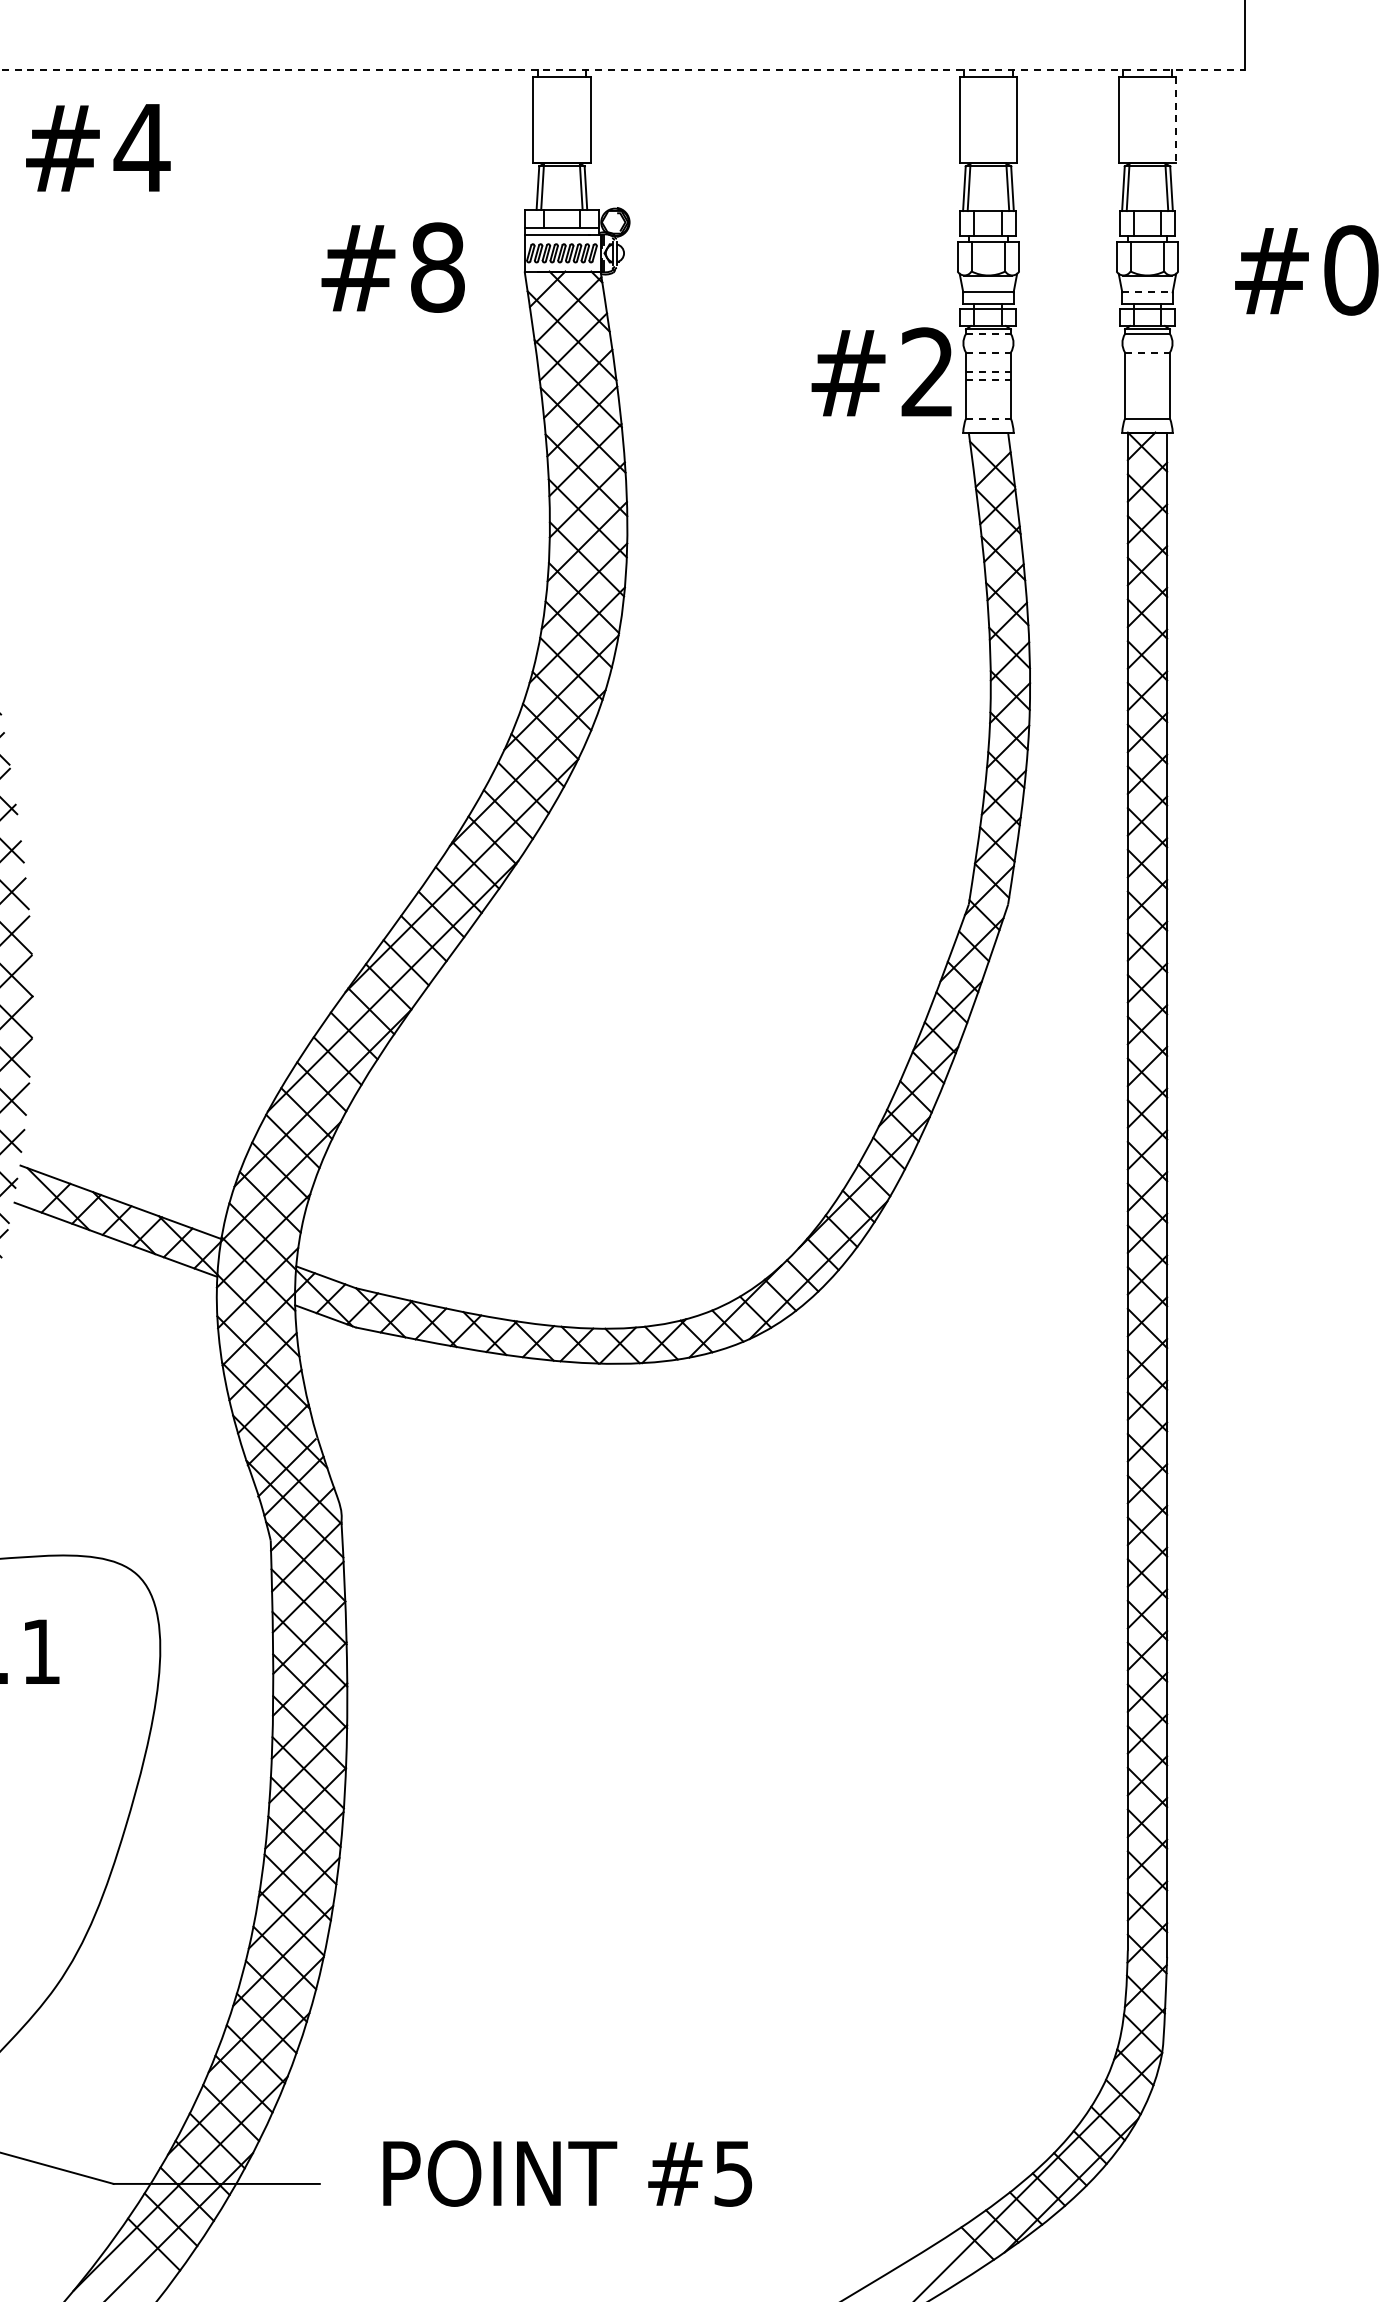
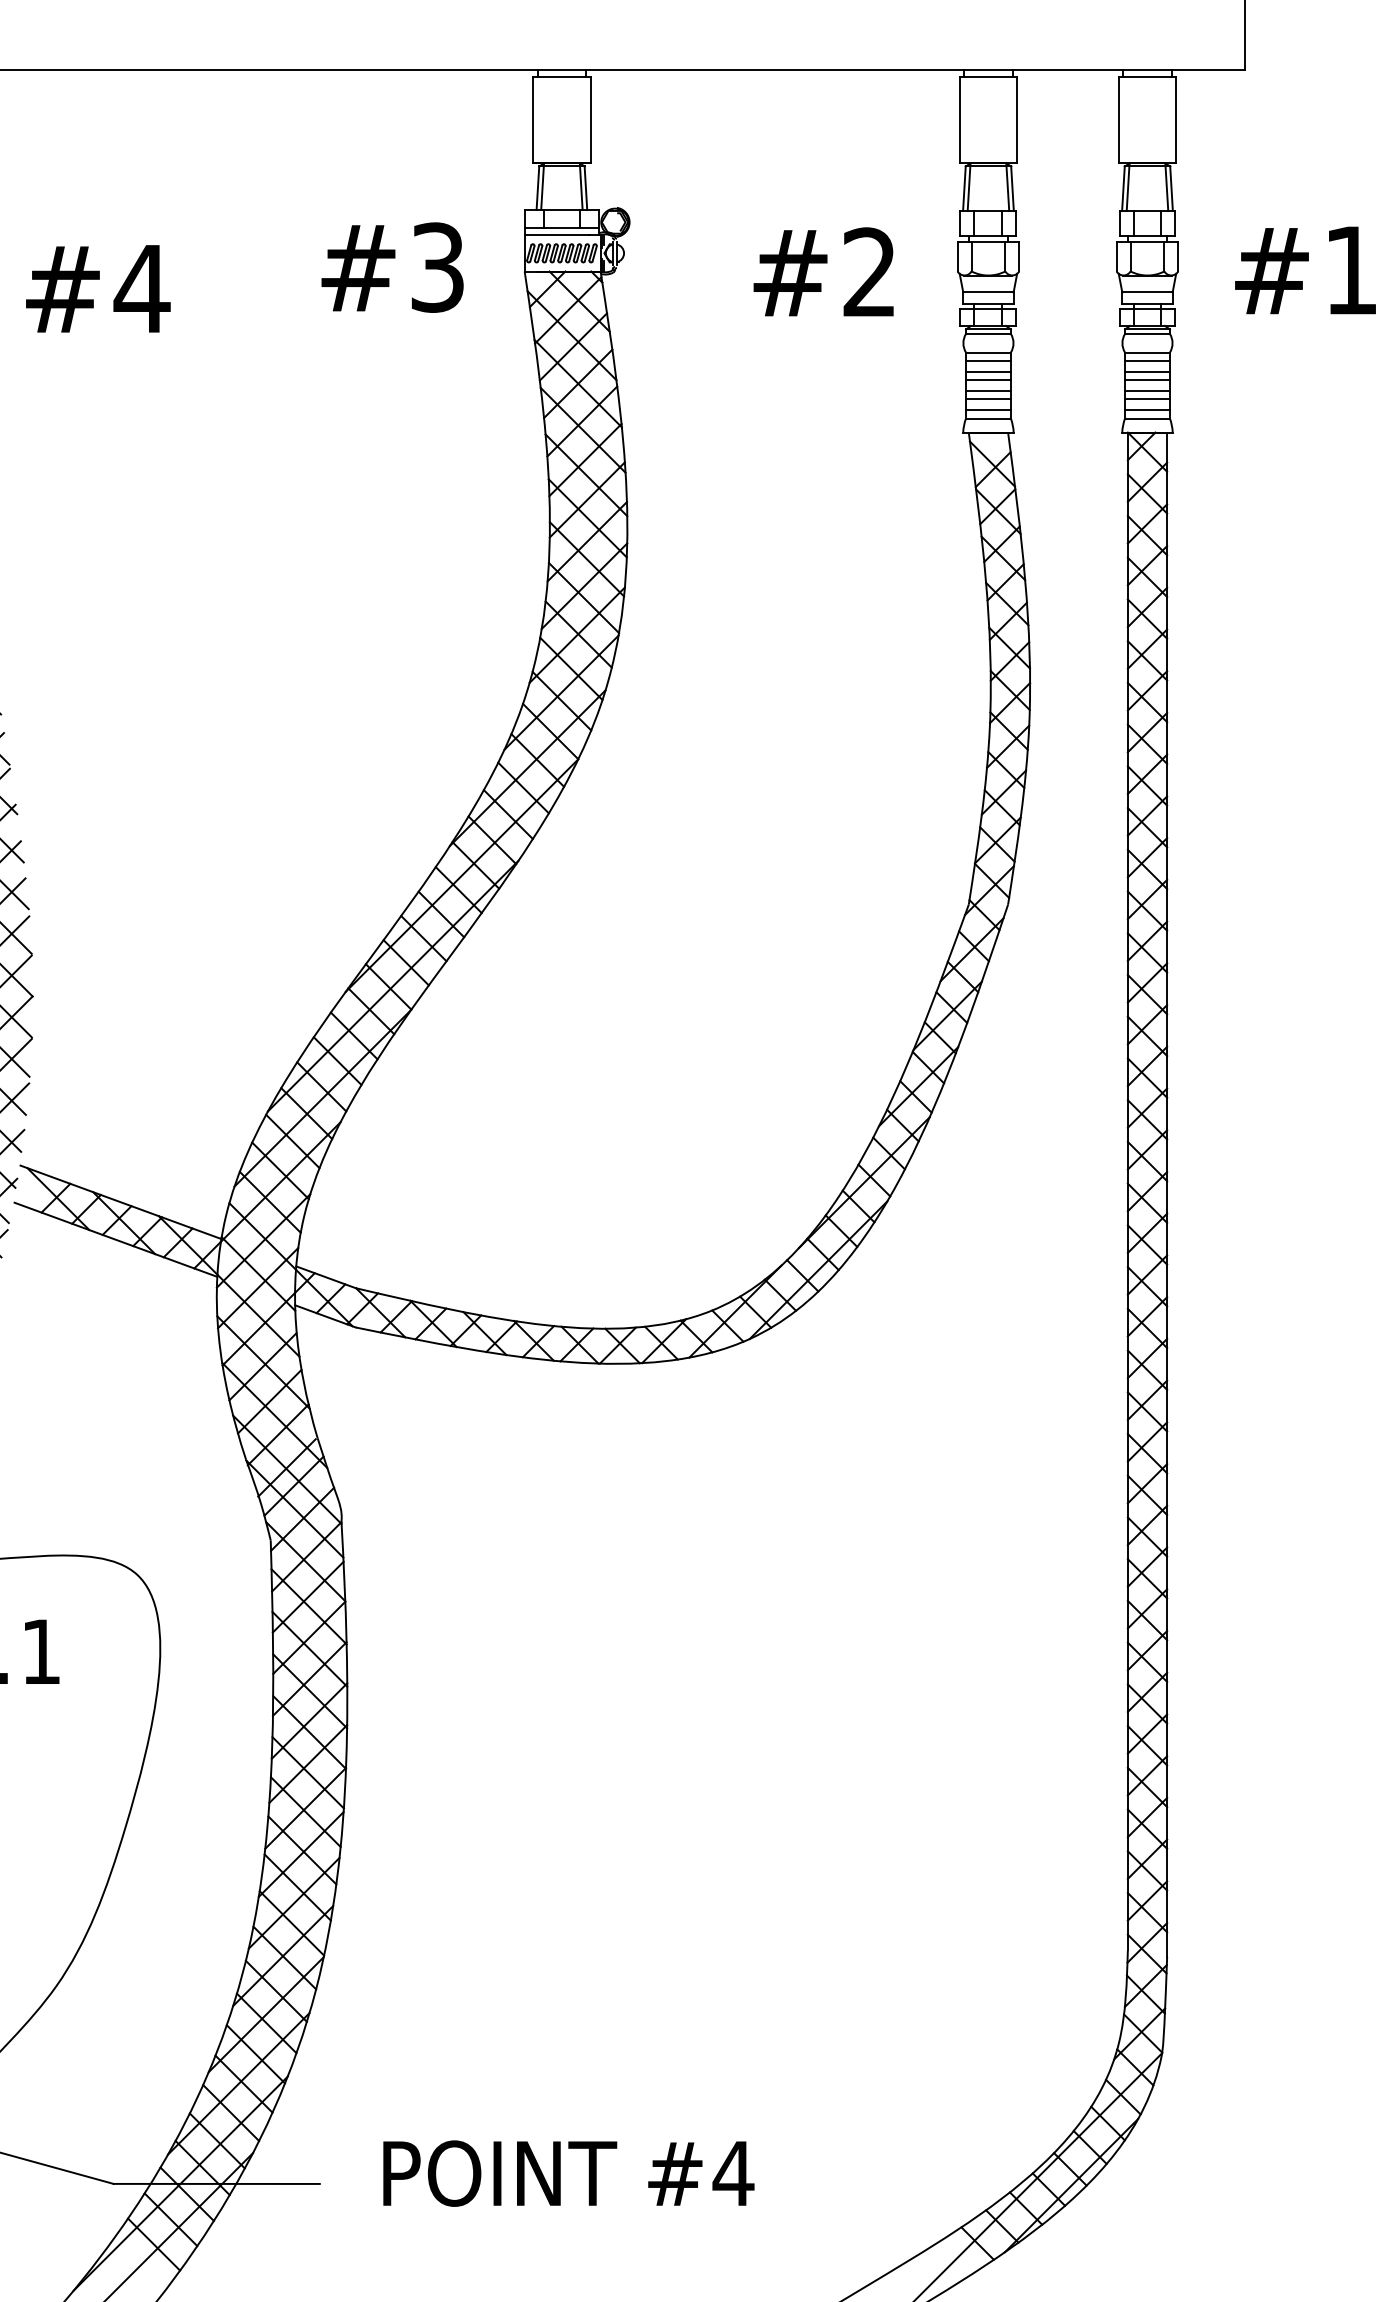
line: dashed -> solid (623, 69)
line: dashed -> solid (1176, 120)
text position: (98, 147) -> (98, 288) (98, 288)
text: #8 -> #3 (437, 267)
text: #0 -> #1 (1351, 270)
line: dashed -> solid (1147, 292)
line: dashed -> solid (988, 333)
line: dashed -> solid (988, 352)
line: dashed -> solid (1147, 352)
line: none -> present (988, 360)
line: none -> present (1147, 360)
text position: (881, 371) -> (823, 271) (823, 271)
line: dashed -> solid (988, 371)
line: none -> present (1147, 371)
line: dashed -> solid (988, 379)
line: none -> present (1147, 379)
line: none -> present (988, 391)
line: none -> present (1147, 391)
line: none -> present (988, 399)
line: none -> present (1147, 399)
line: none -> present (988, 410)
line: none -> present (1147, 410)
line: dashed -> solid (988, 418)
text: #5 -> #4 (733, 2173)
